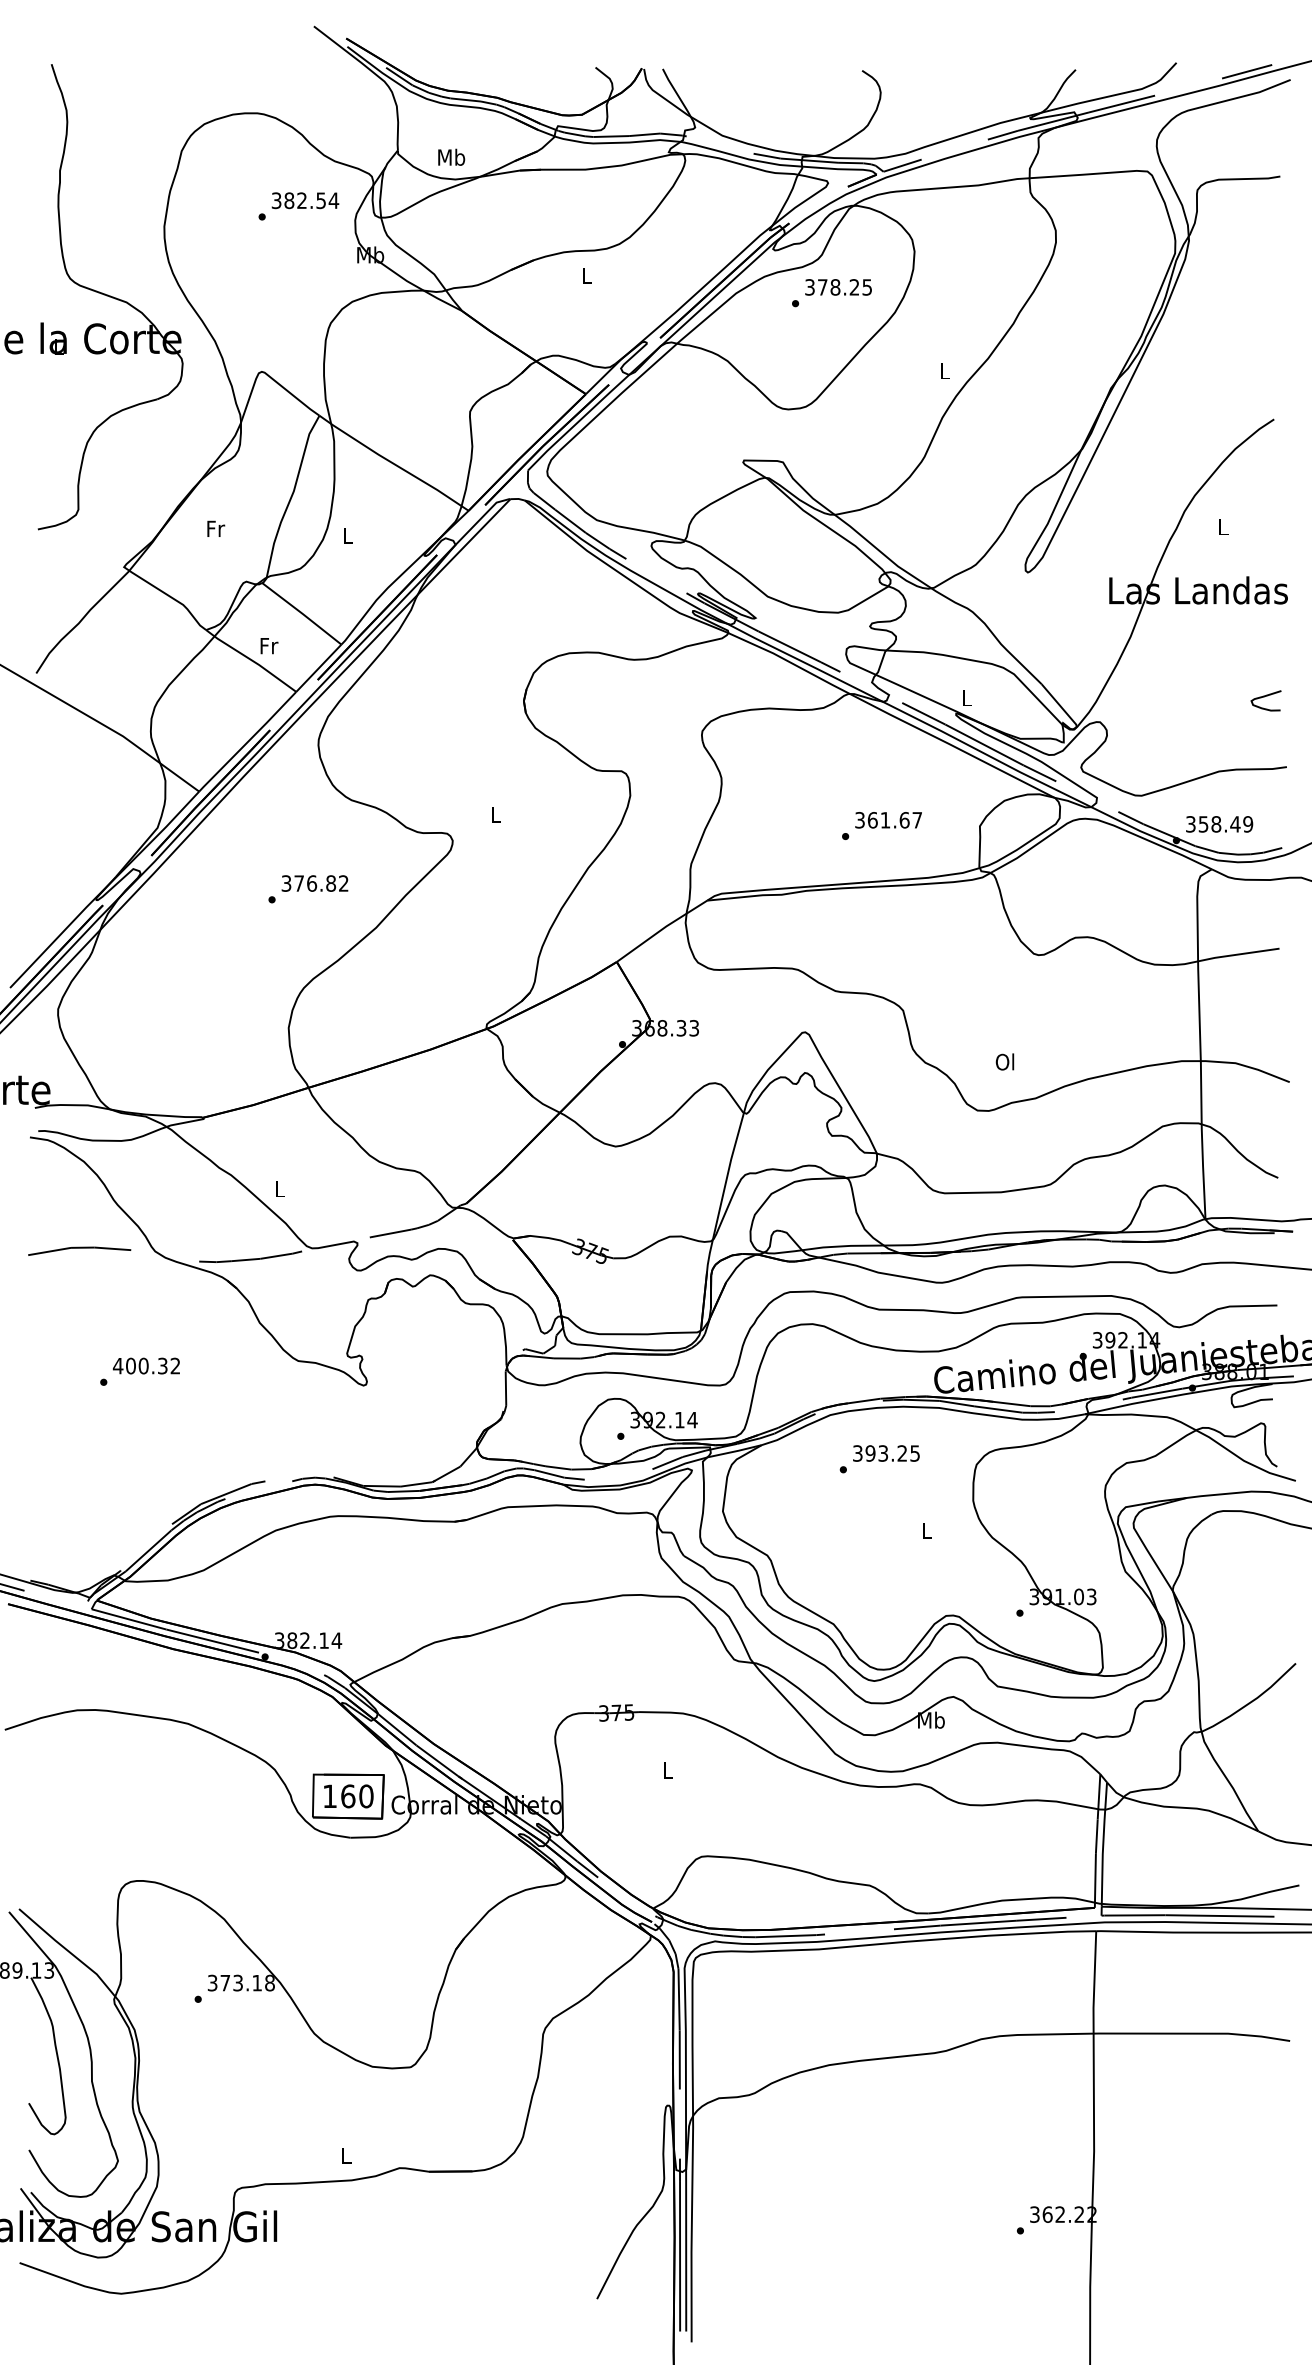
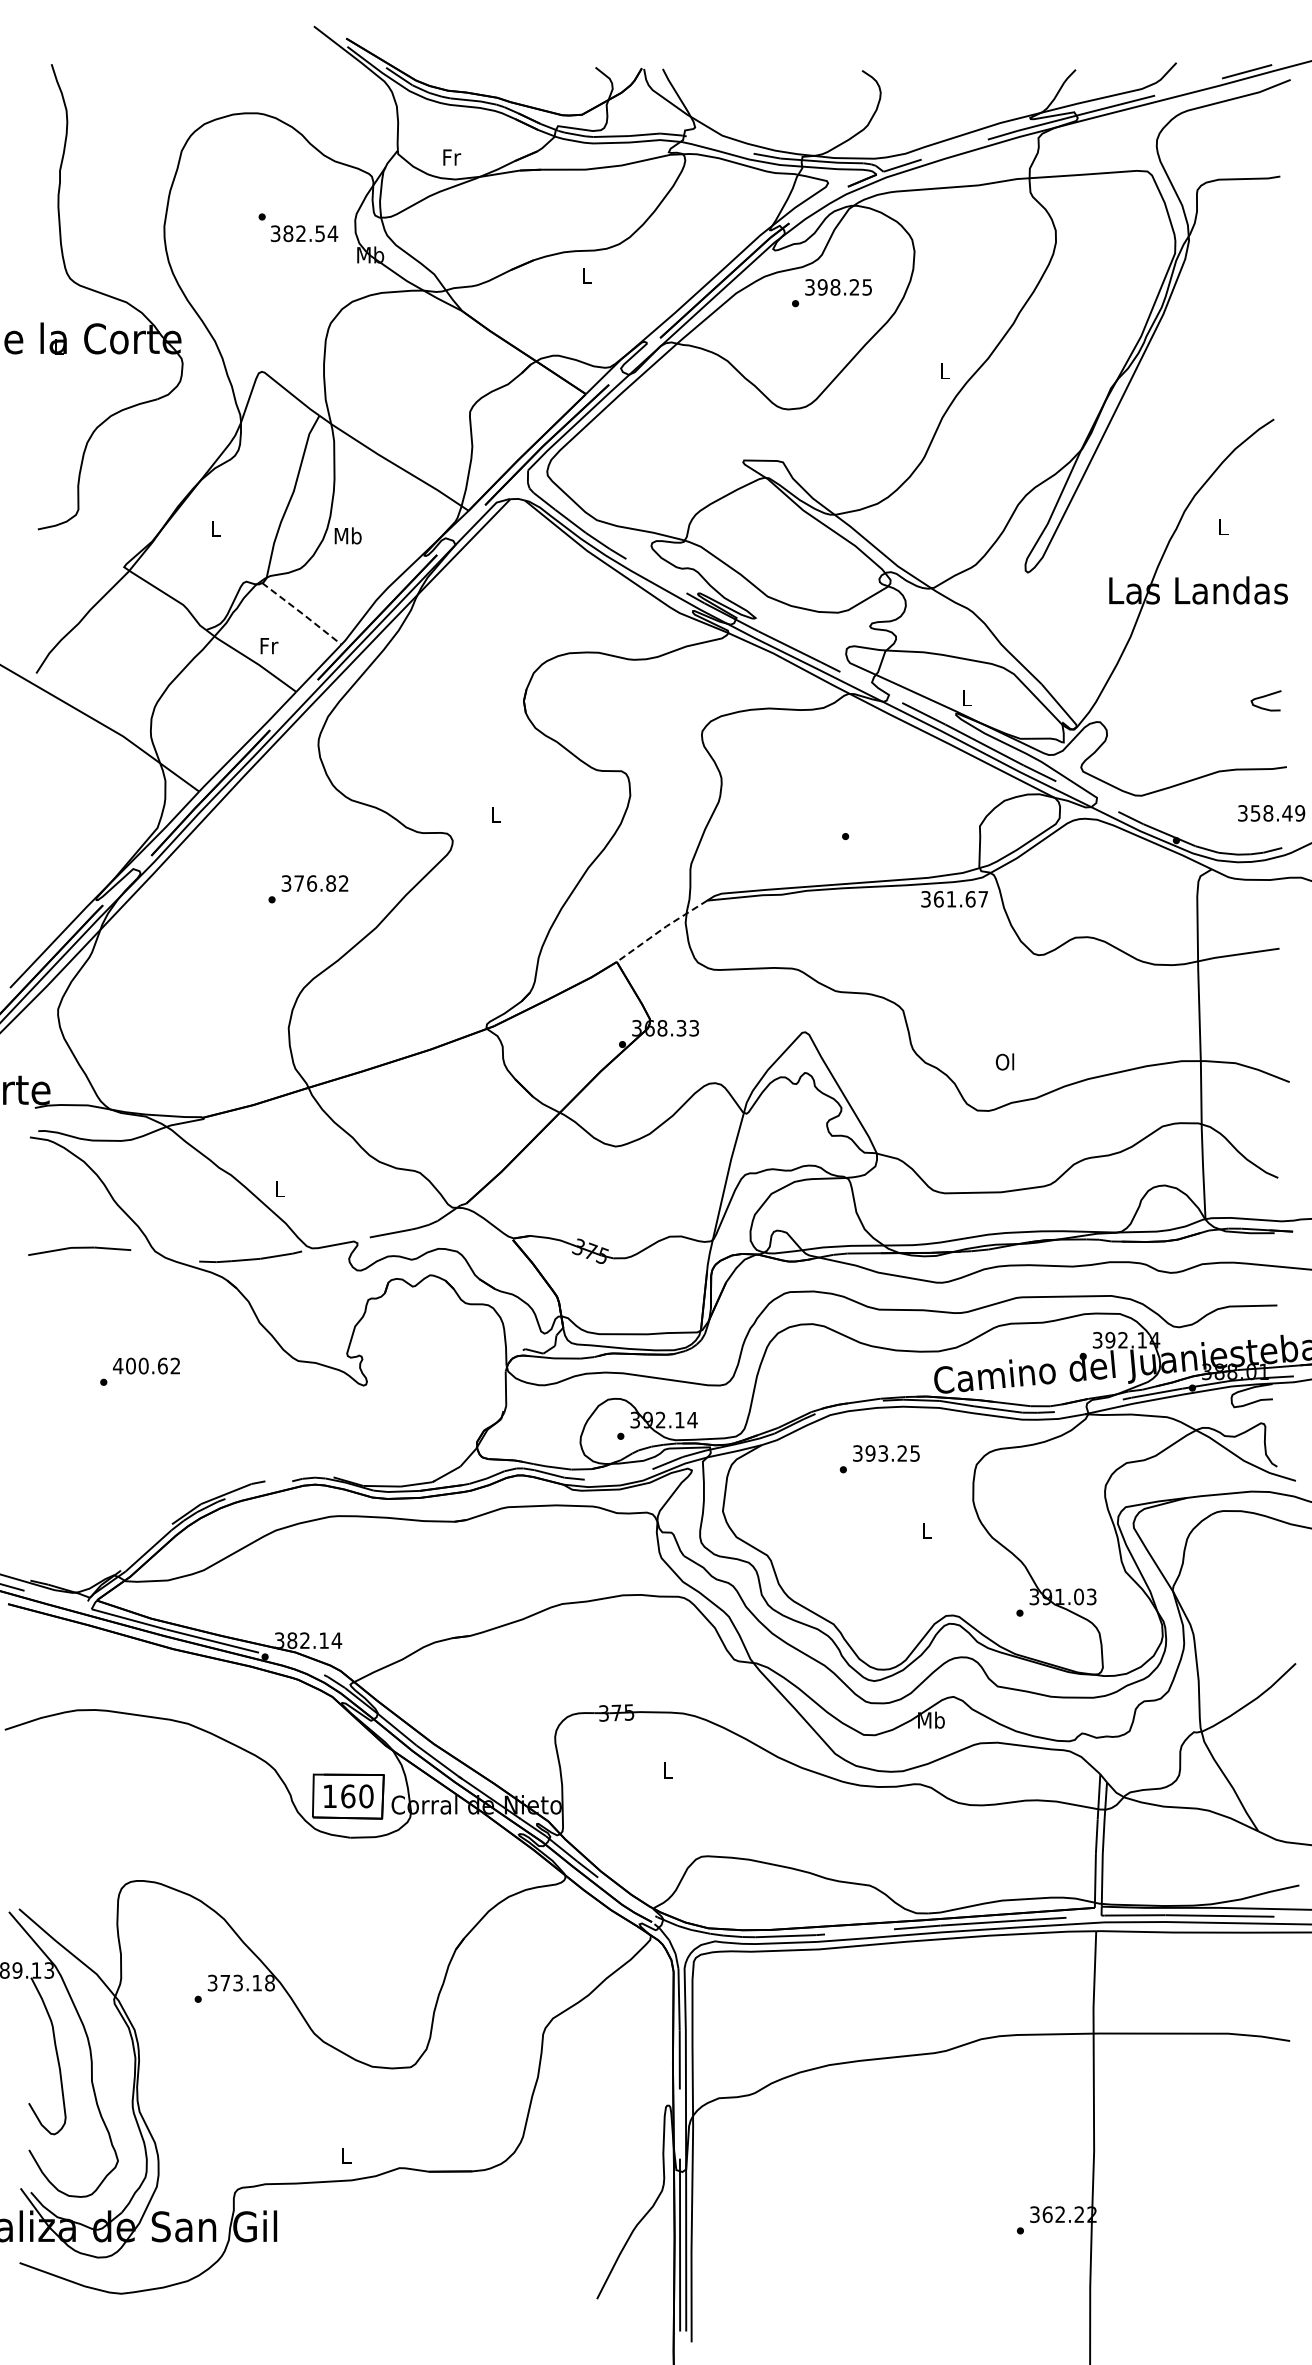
text: Mb -> Fr (451, 156)
text position: (305, 200) -> (304, 233) (304, 233)
text: 378.25 -> 398.25 (822, 287)
text: Fr -> L (216, 528)
text: L -> Mb (347, 535)
line: solid -> dashed (302, 613)
text position: (888, 820) -> (954, 899) (954, 899)
text position: (1219, 824) -> (1271, 813) (1271, 813)
line: solid -> dashed (661, 929)
text: 400.32 -> 400.62 (162, 1365)
